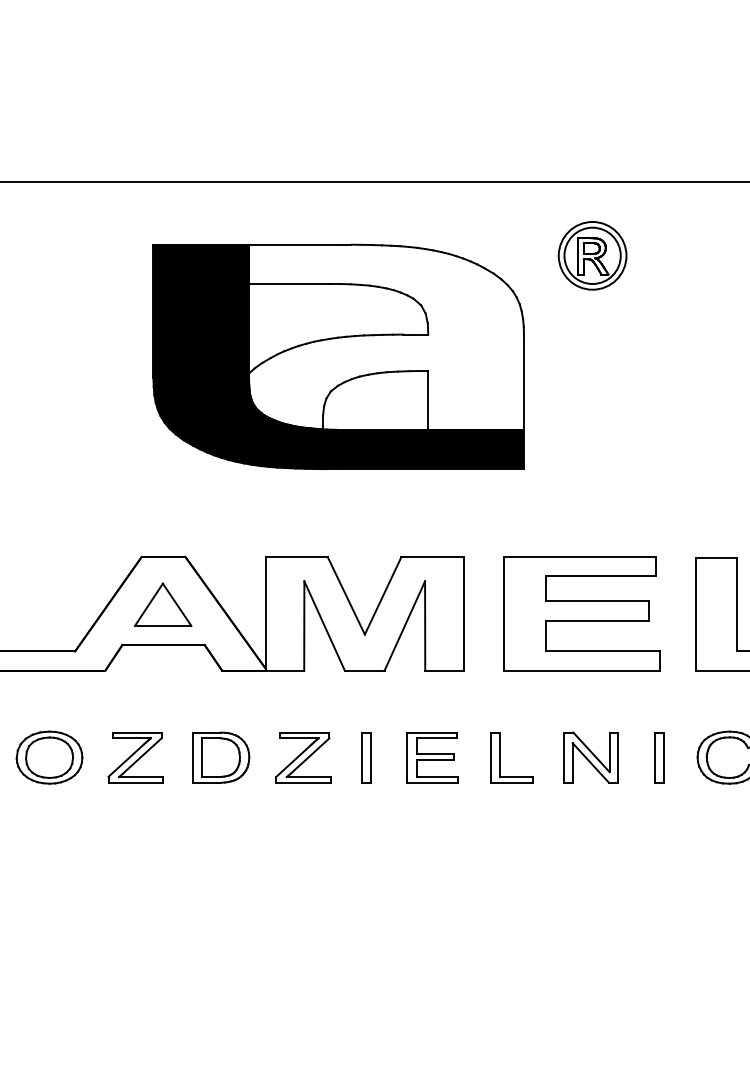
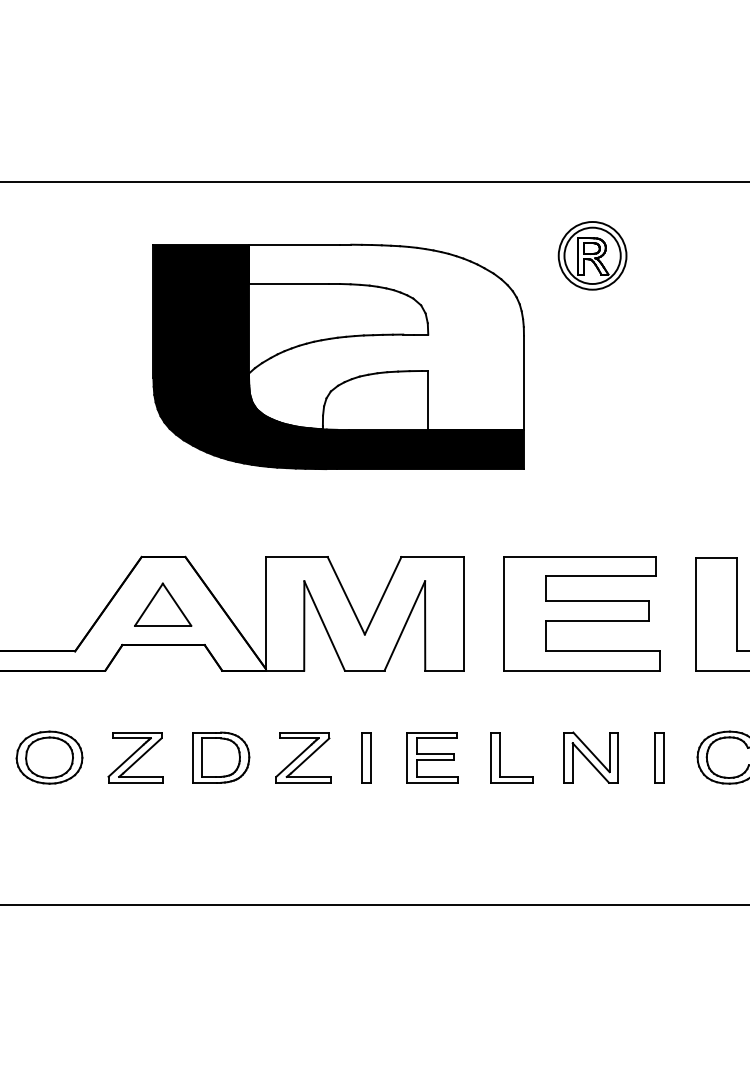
line: none -> present (374, 904)
